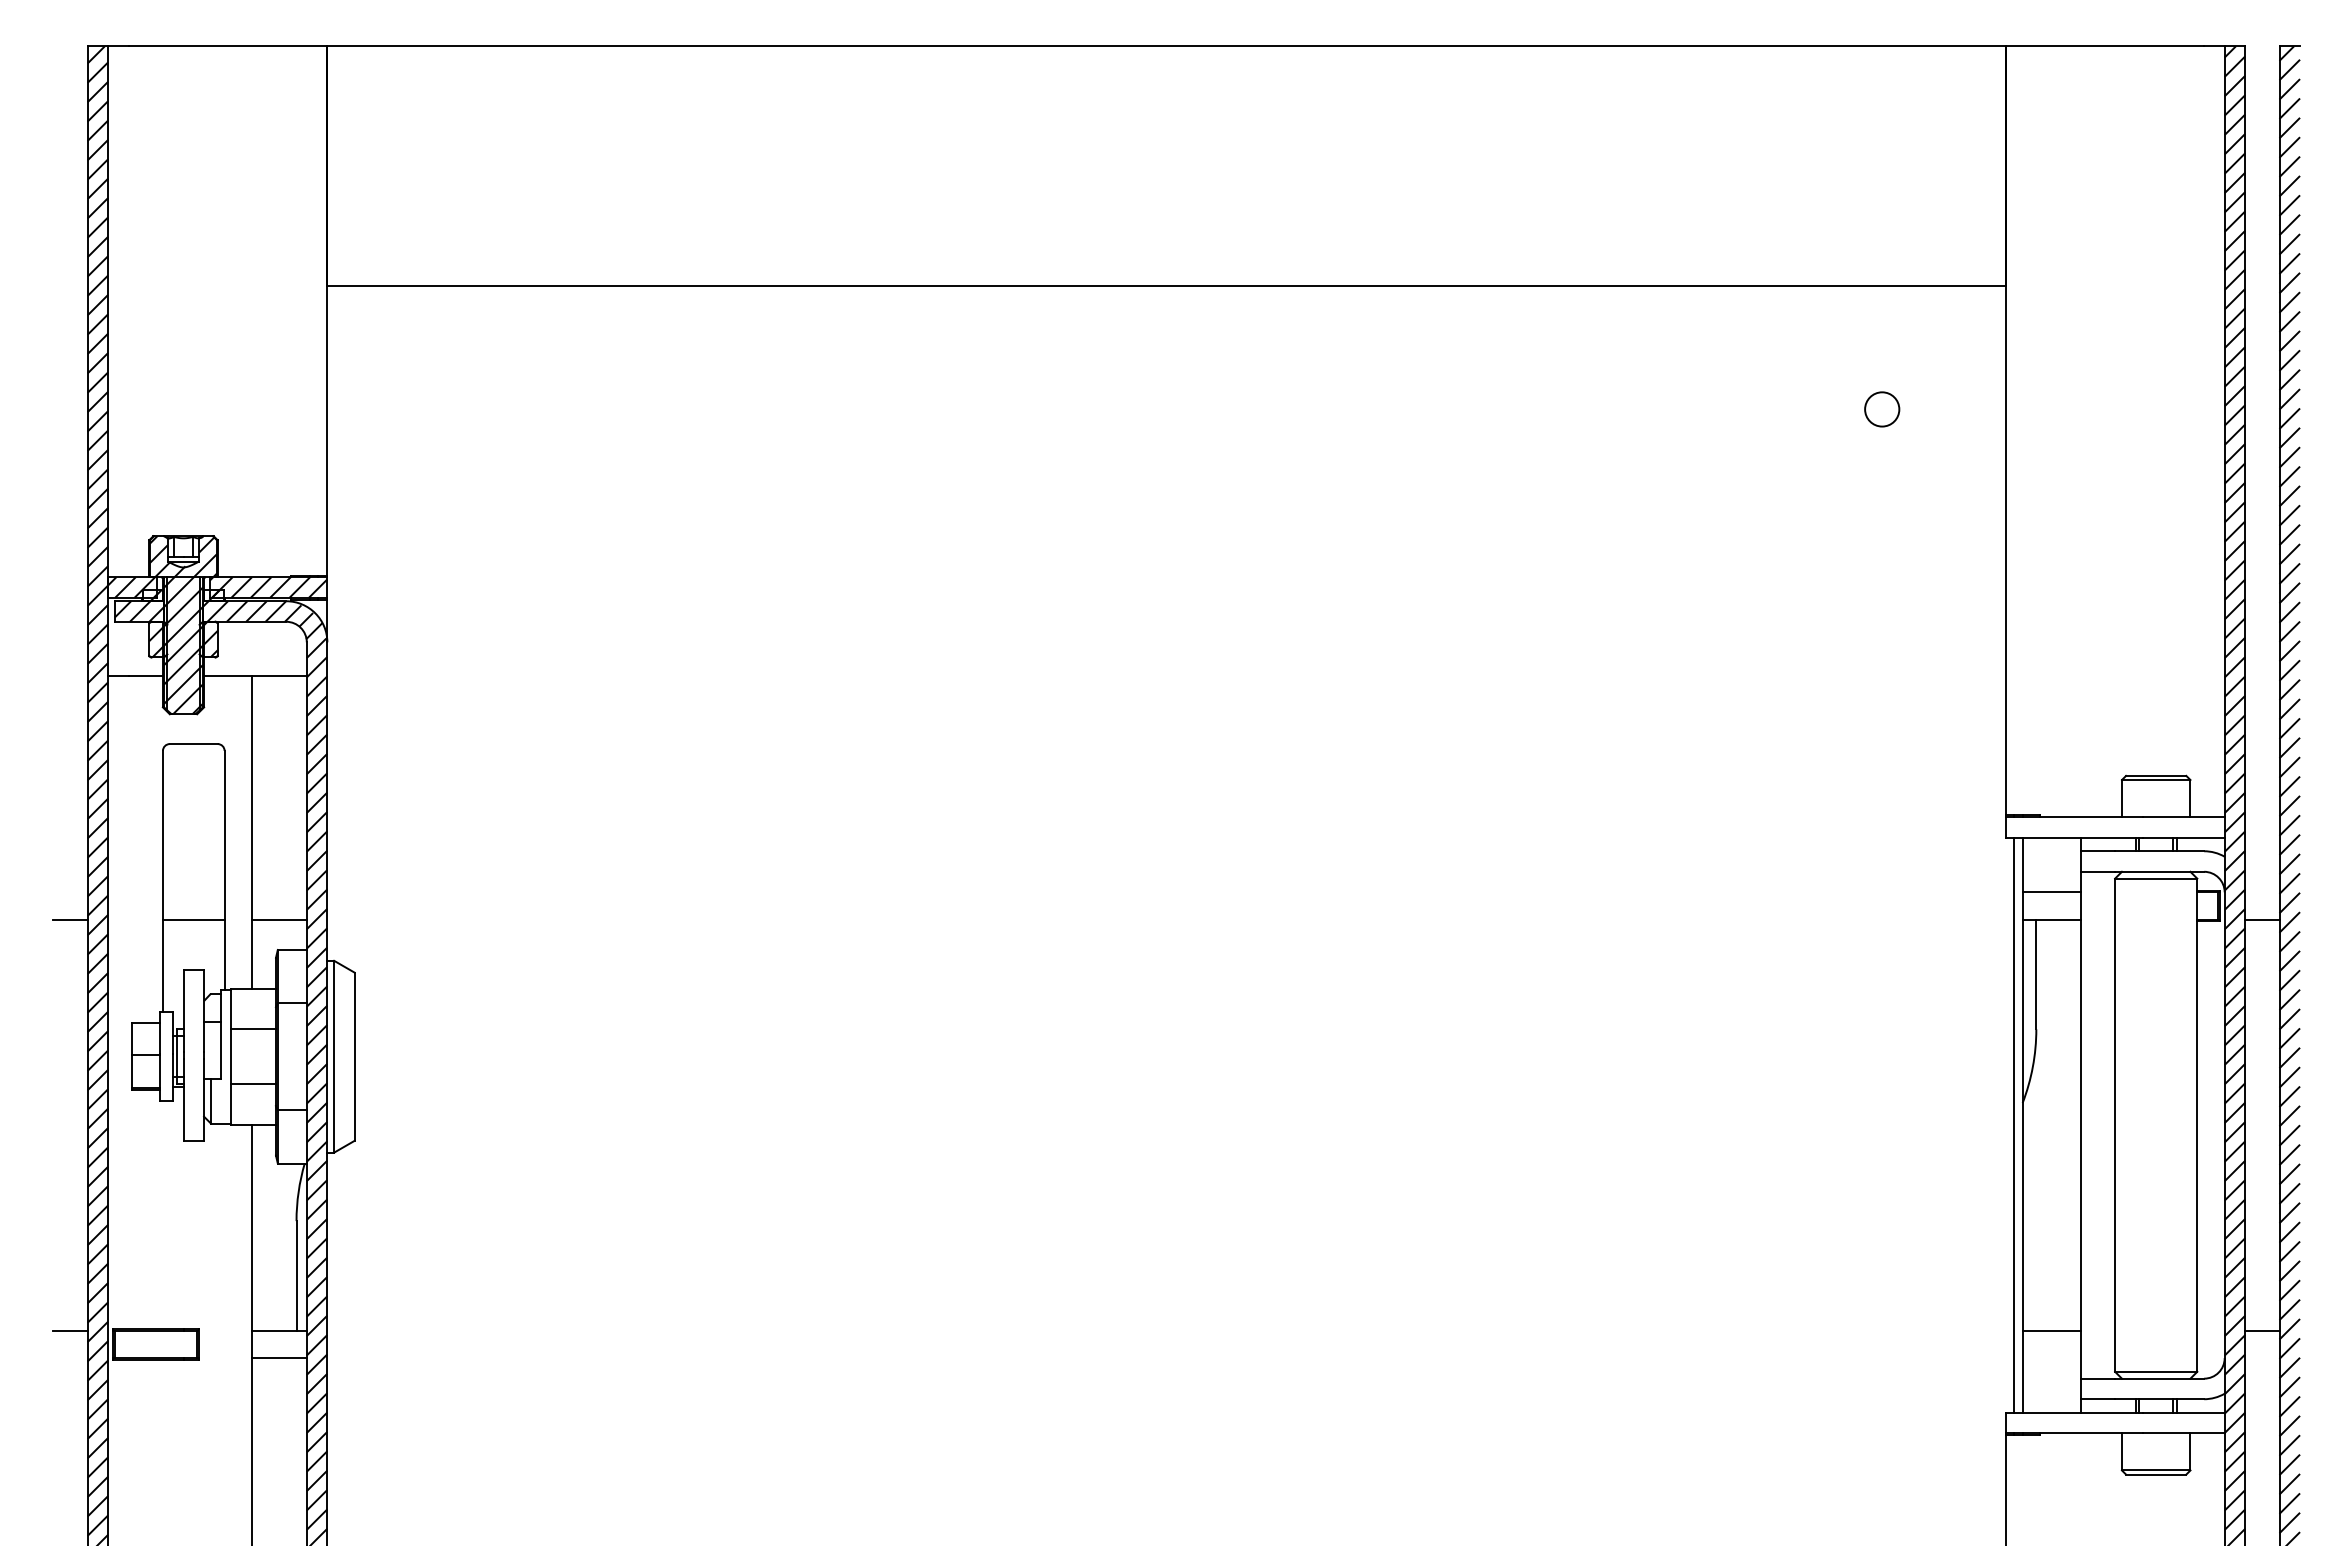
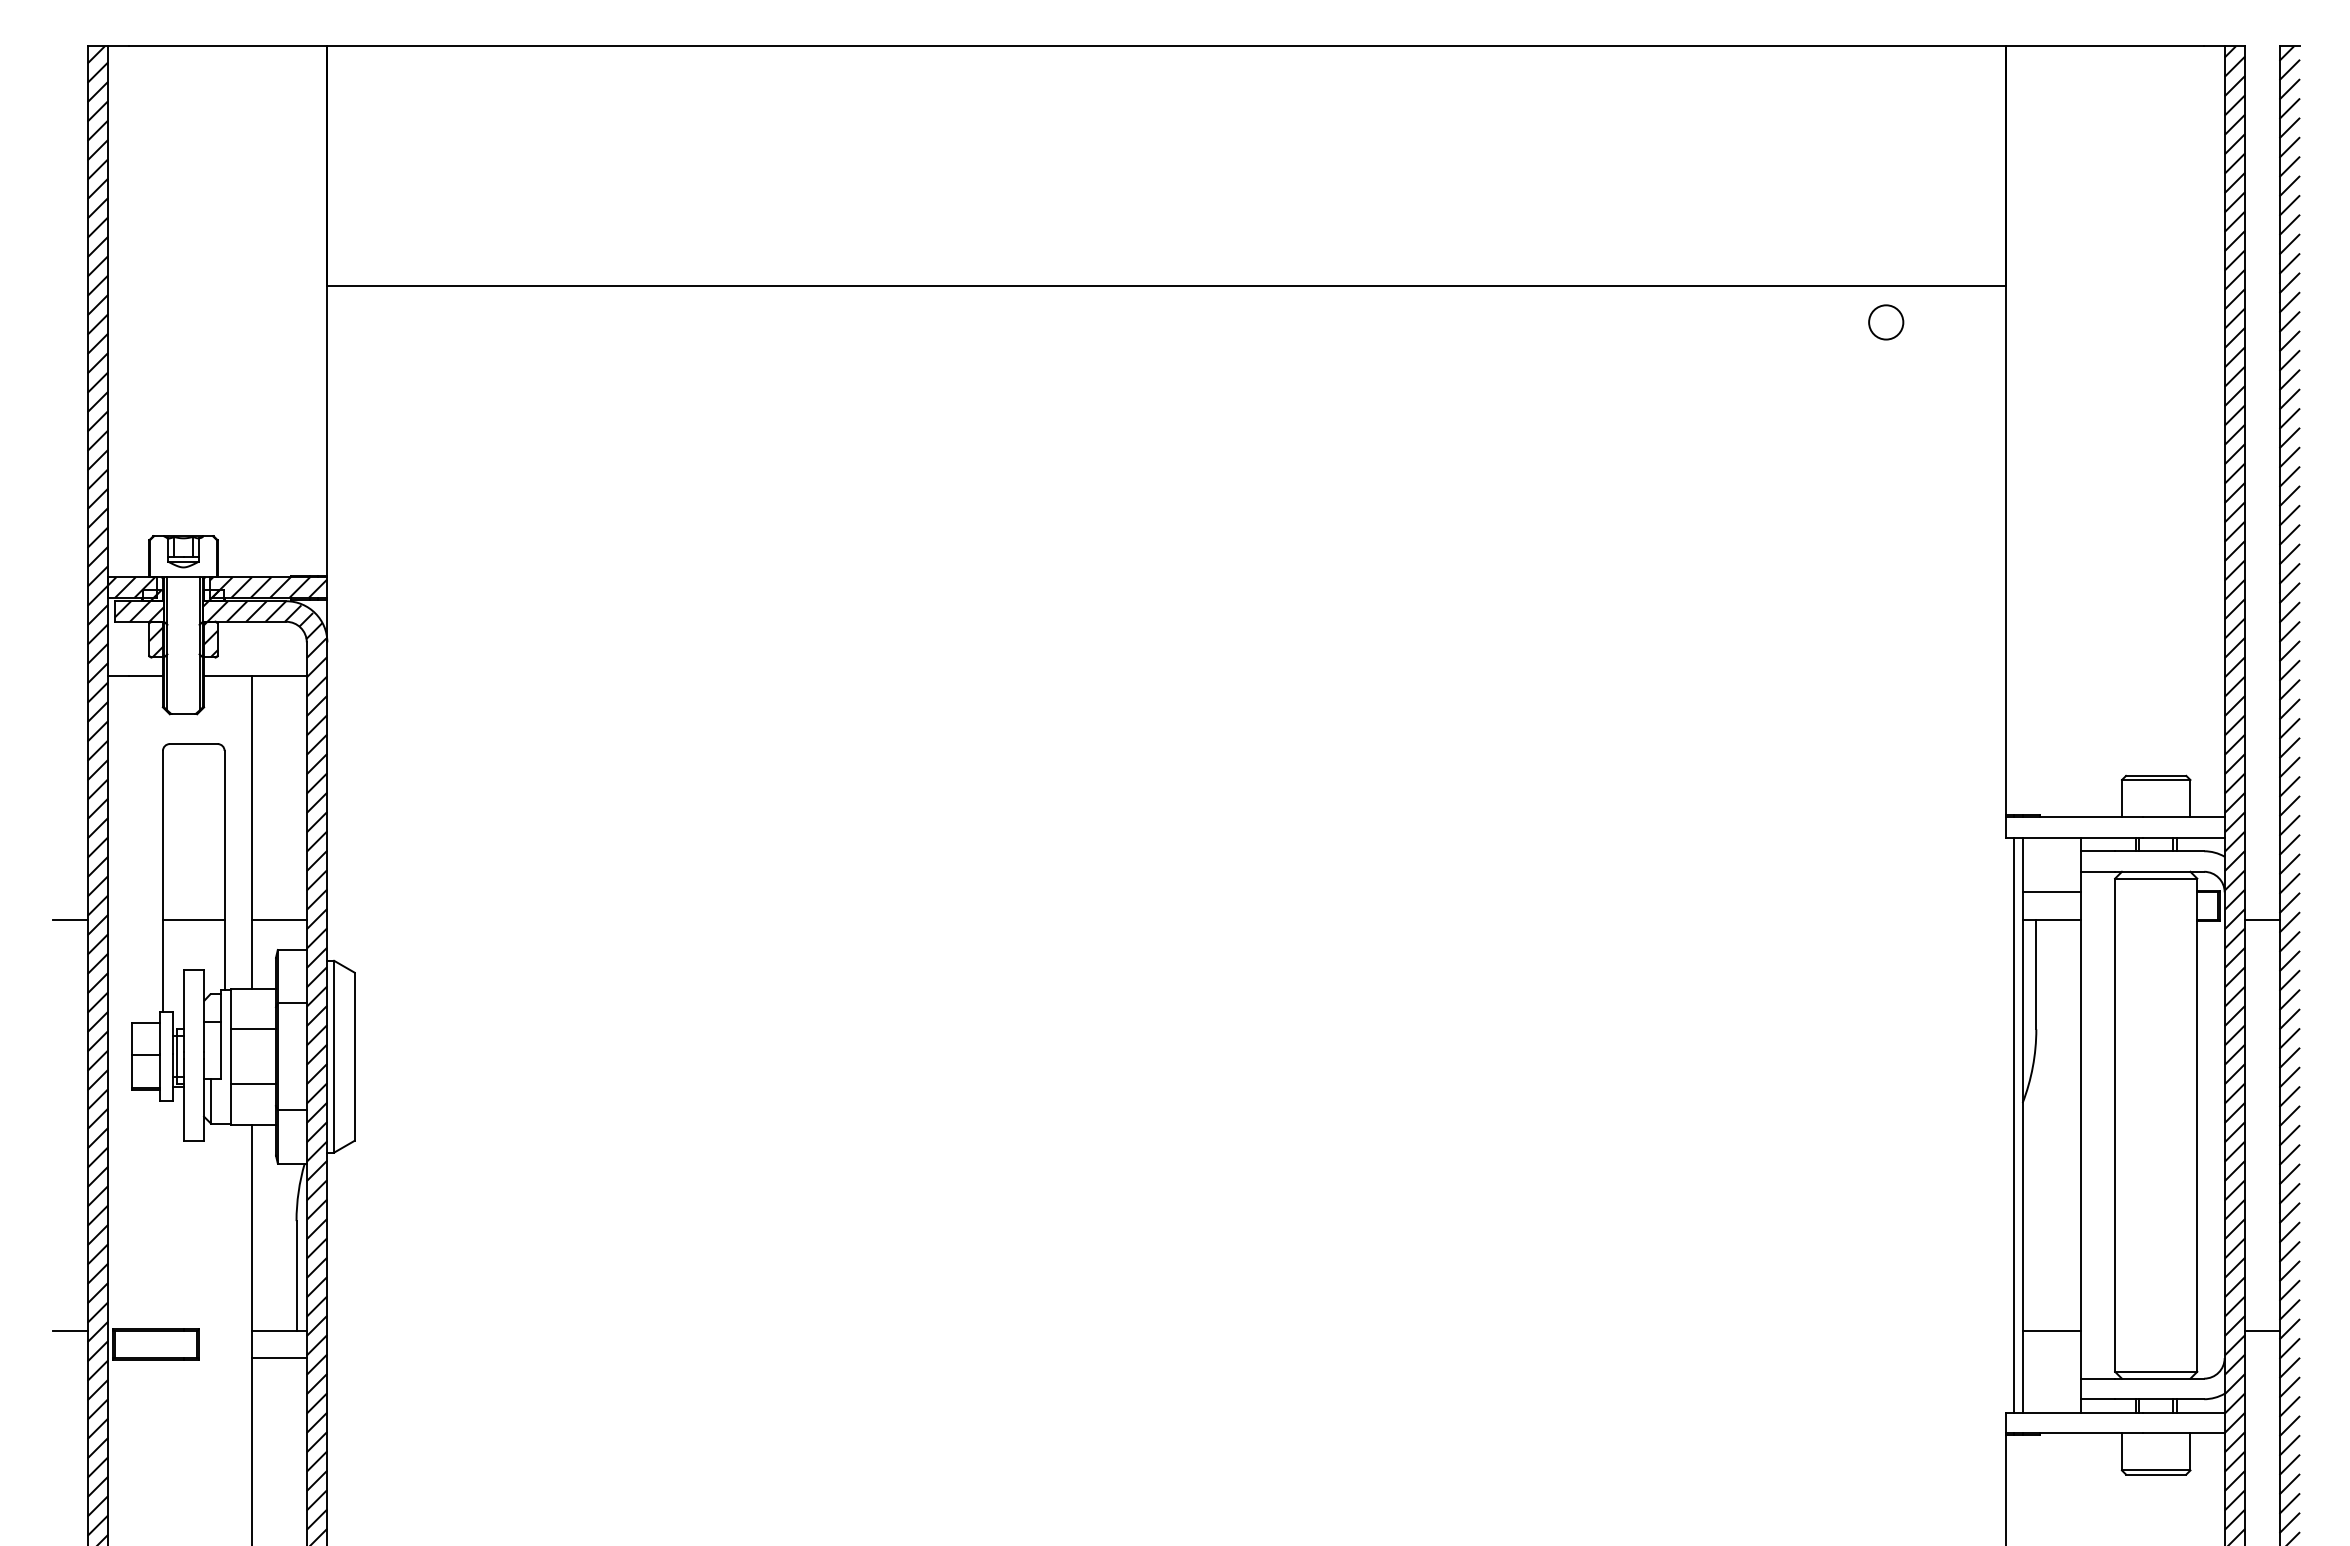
circle position: (1882, 409) -> (1886, 322) (1886, 322)
hatch: present -> none (183, 625)
